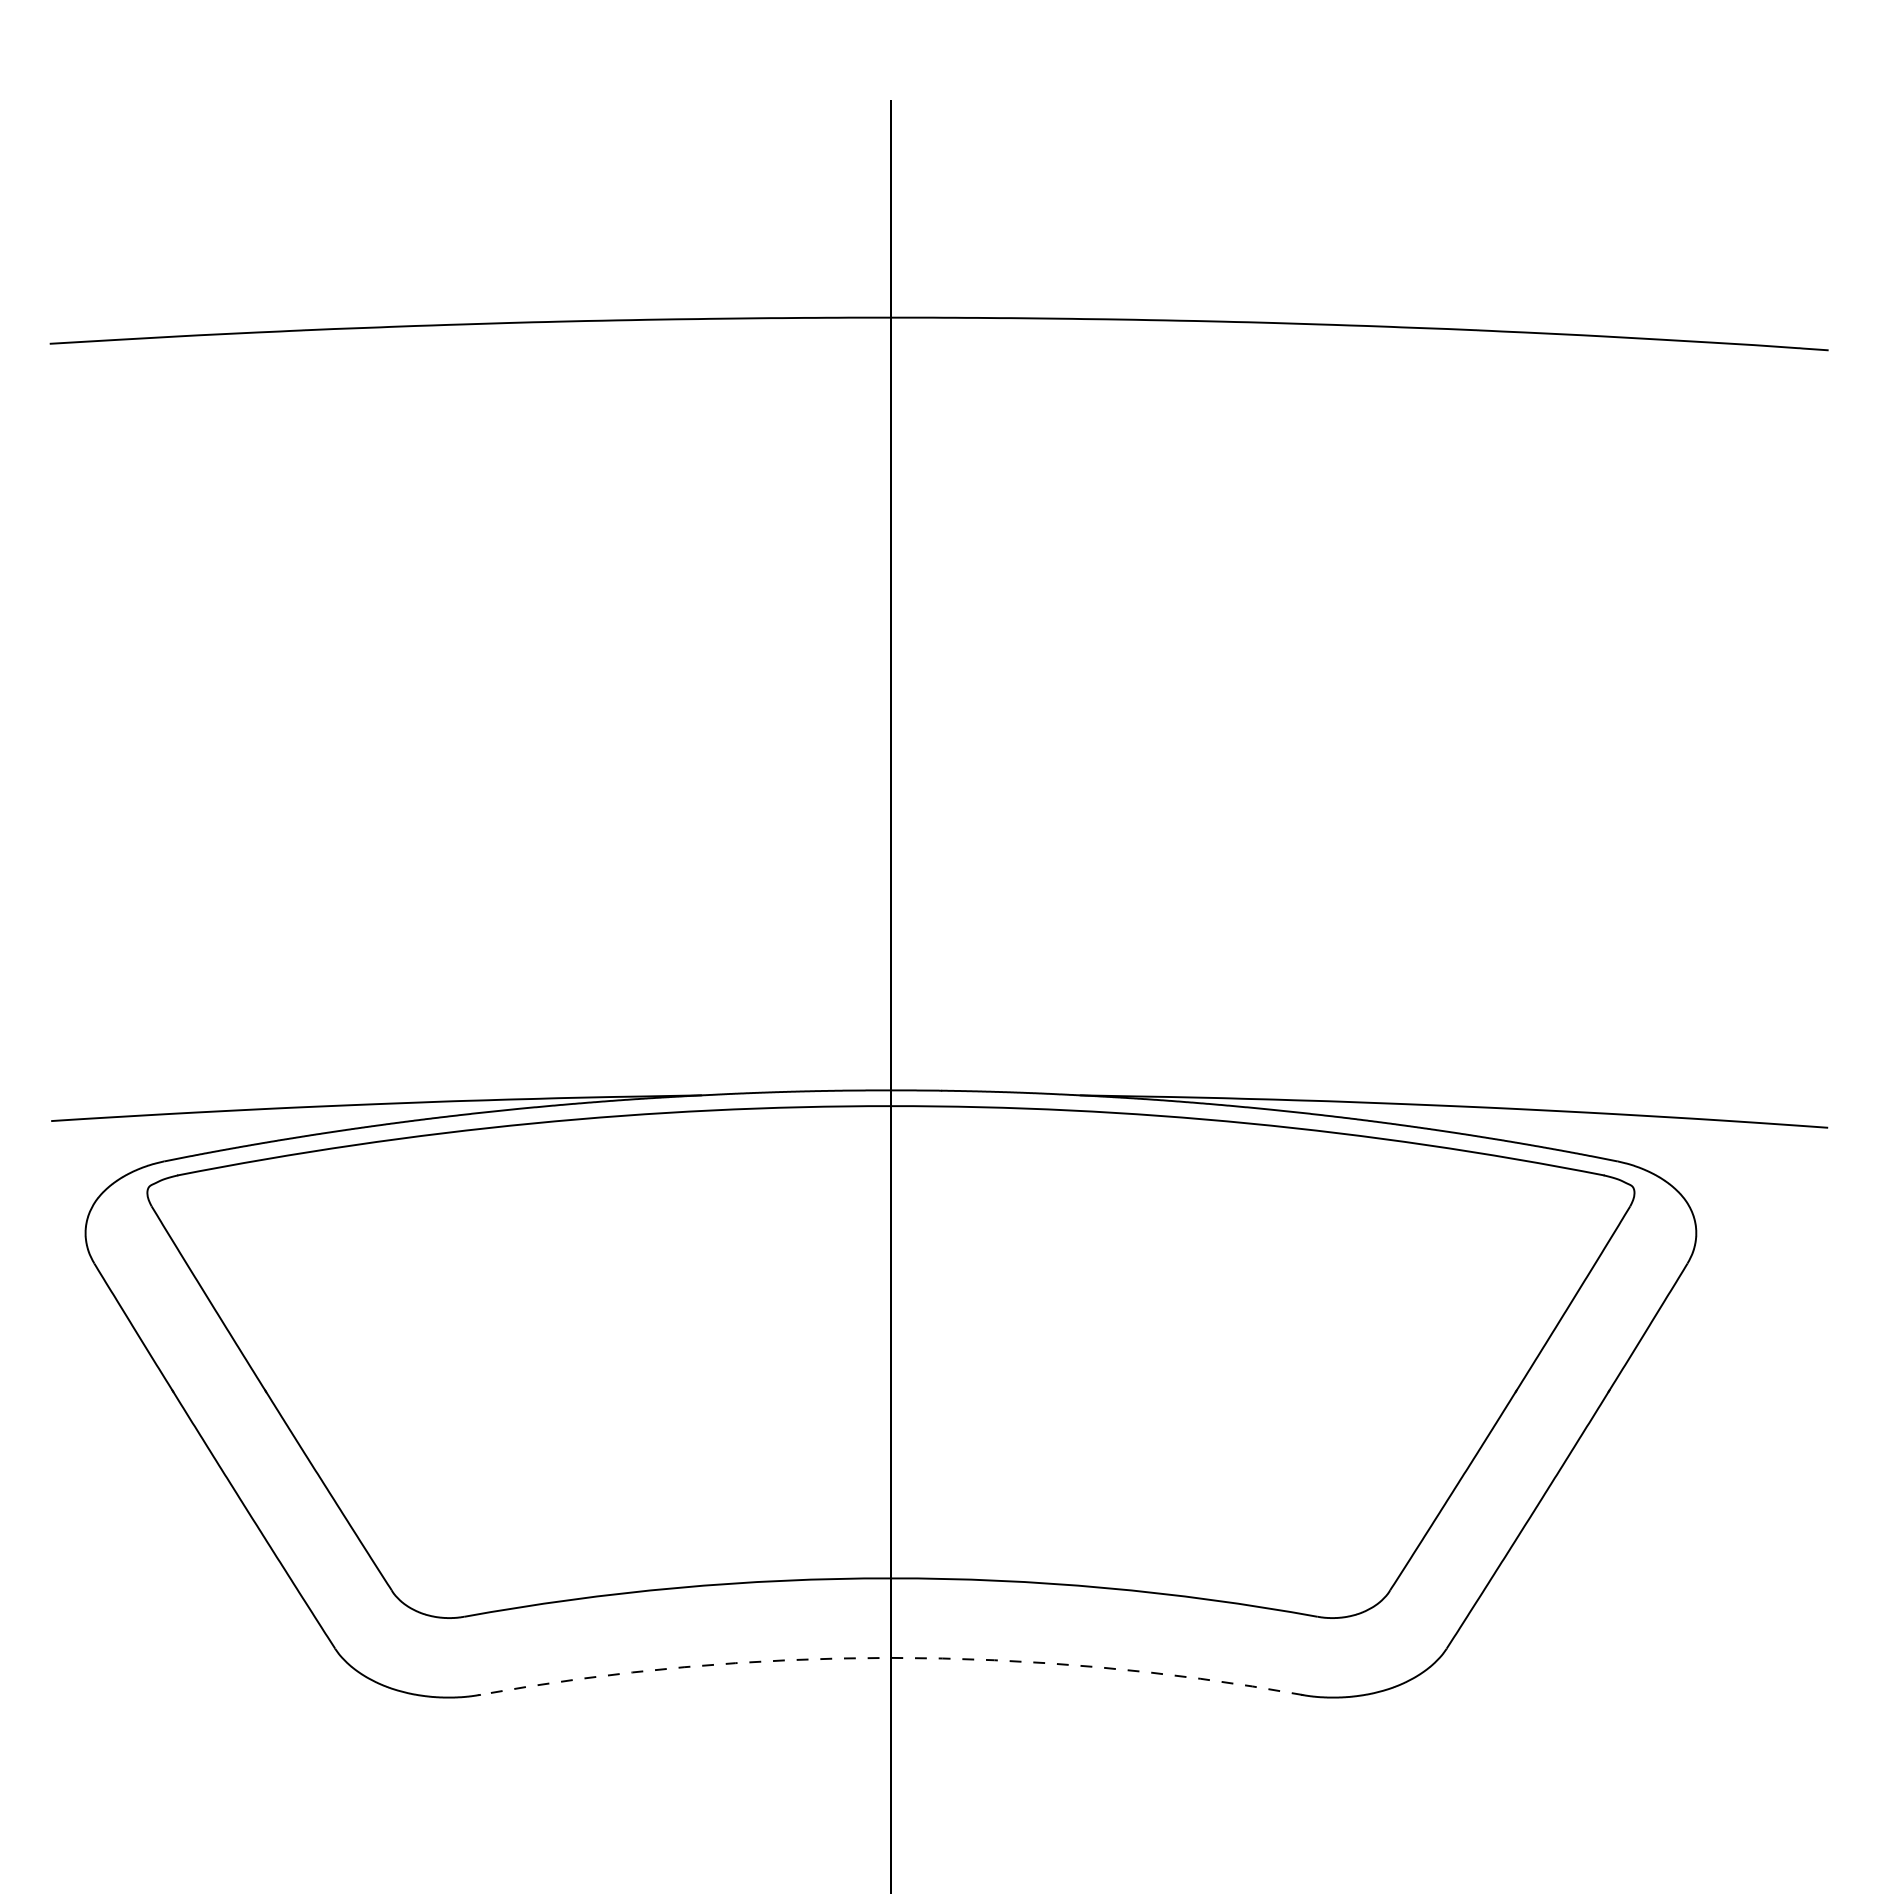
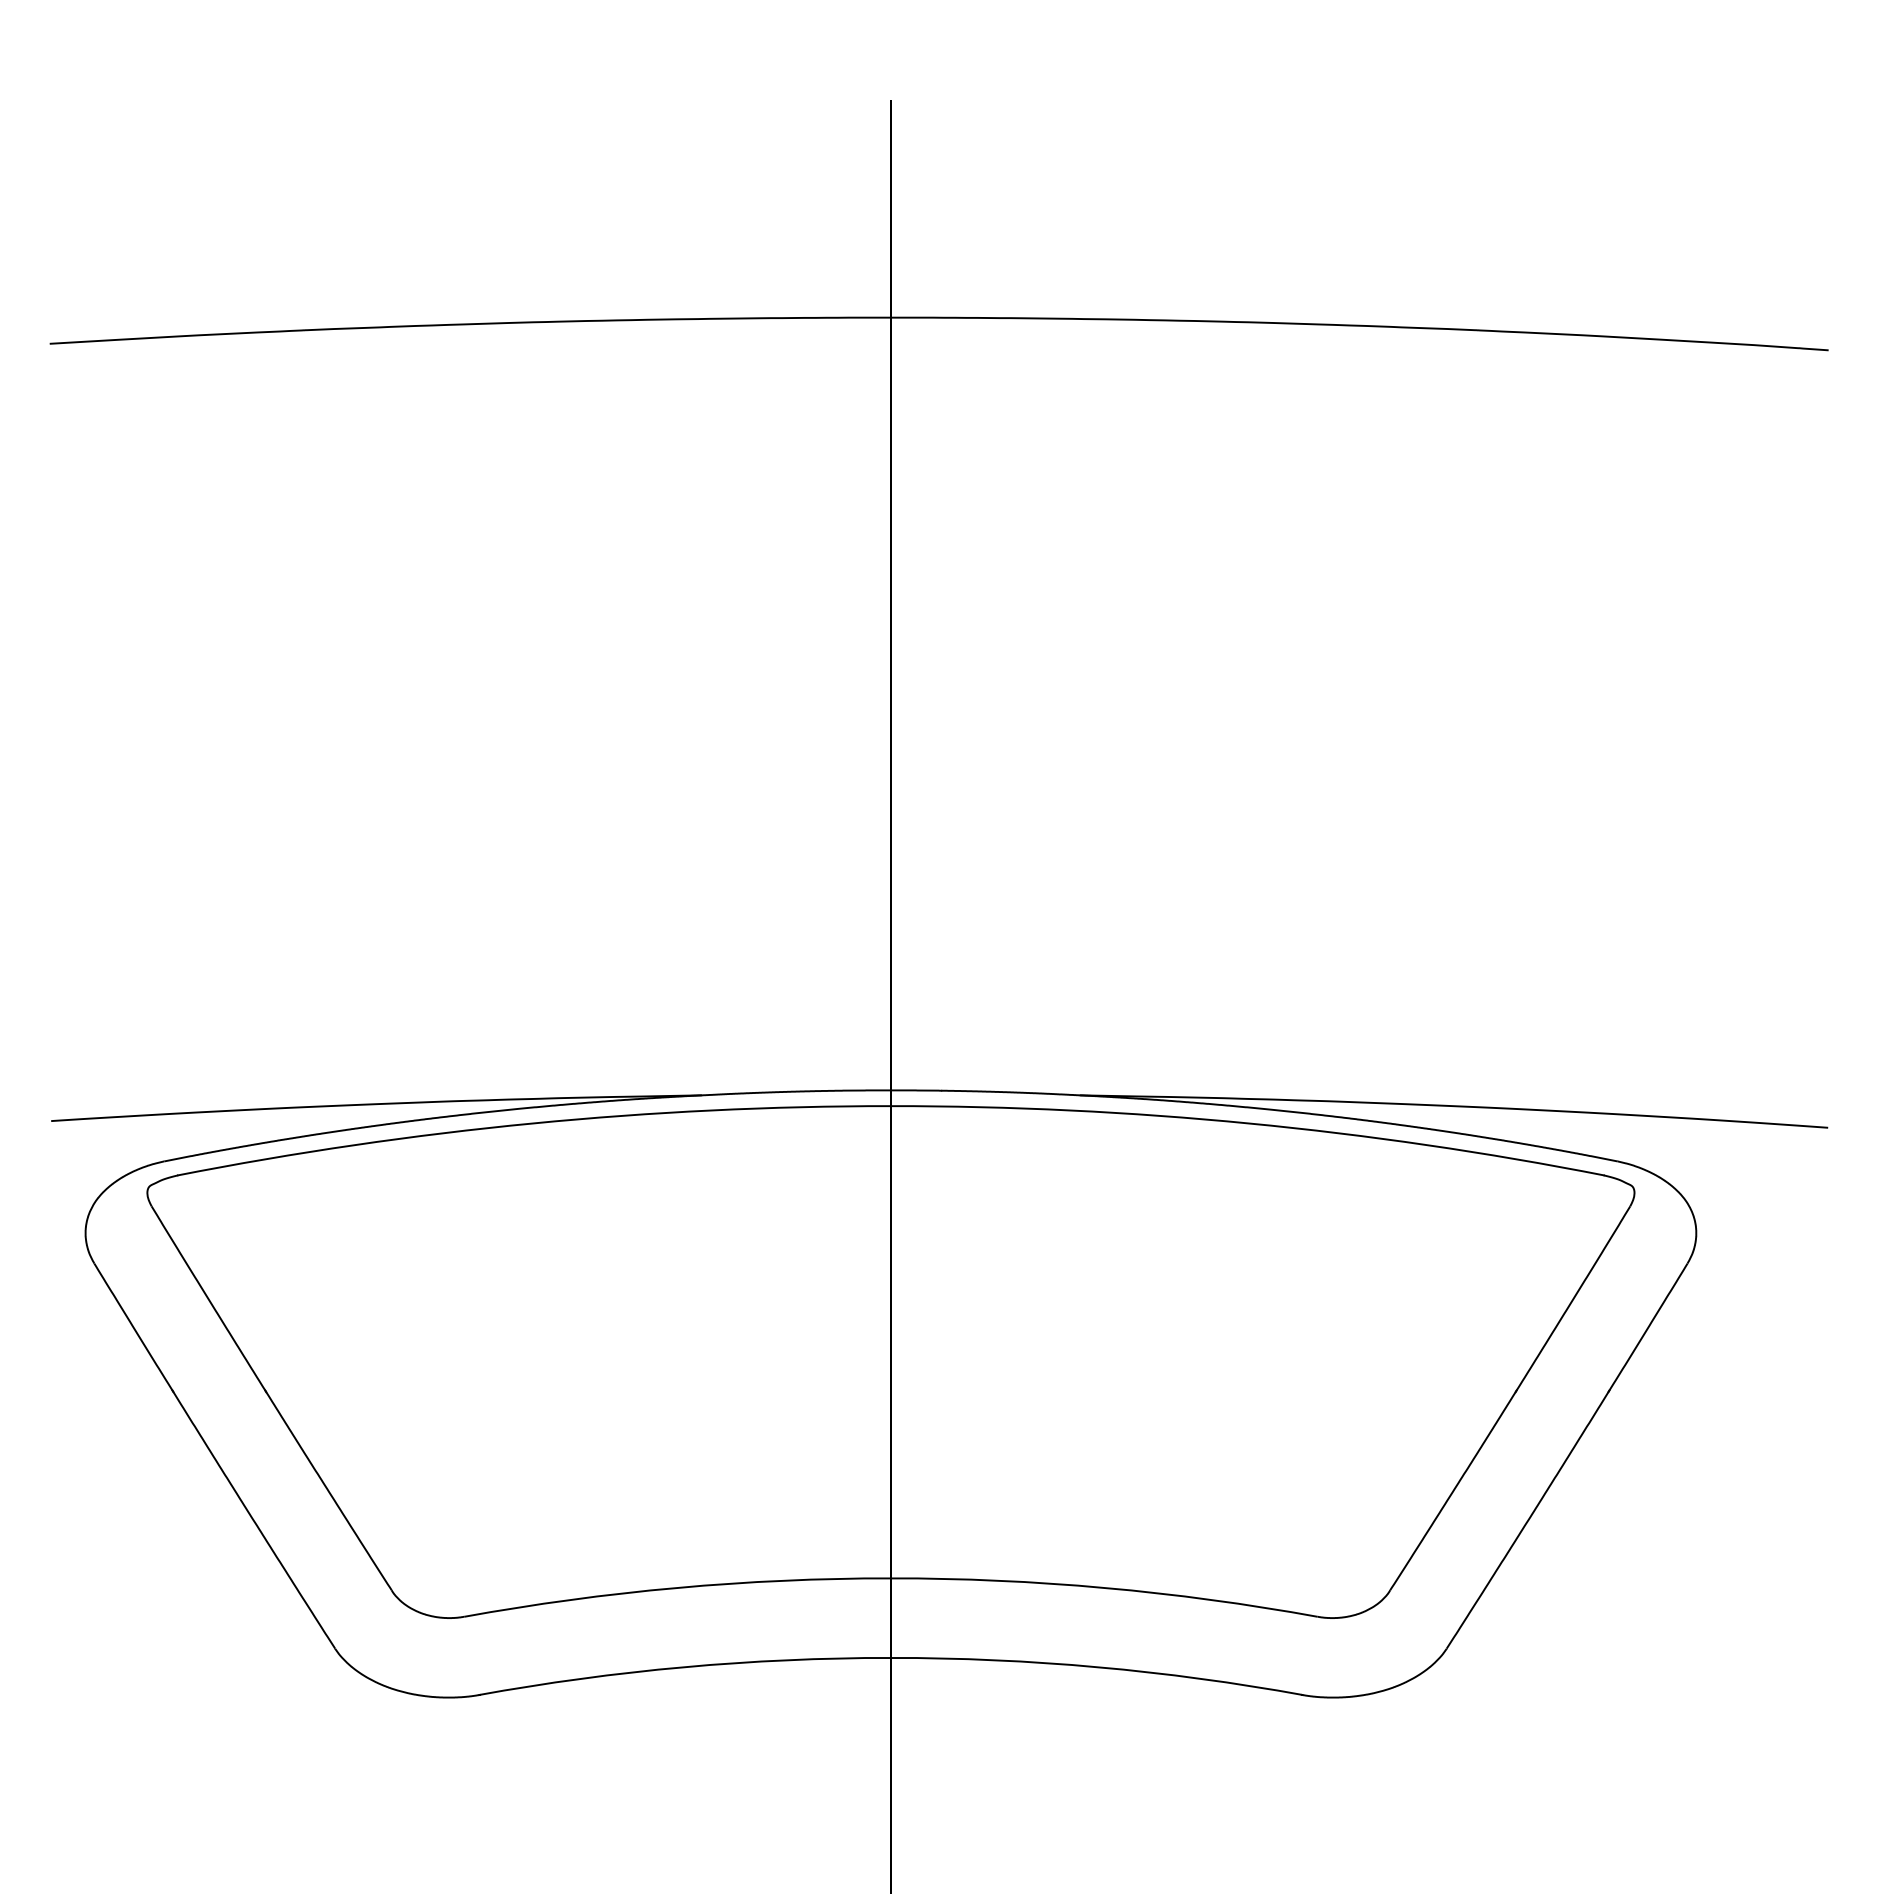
arc: dashed -> solid (890, 1657)
